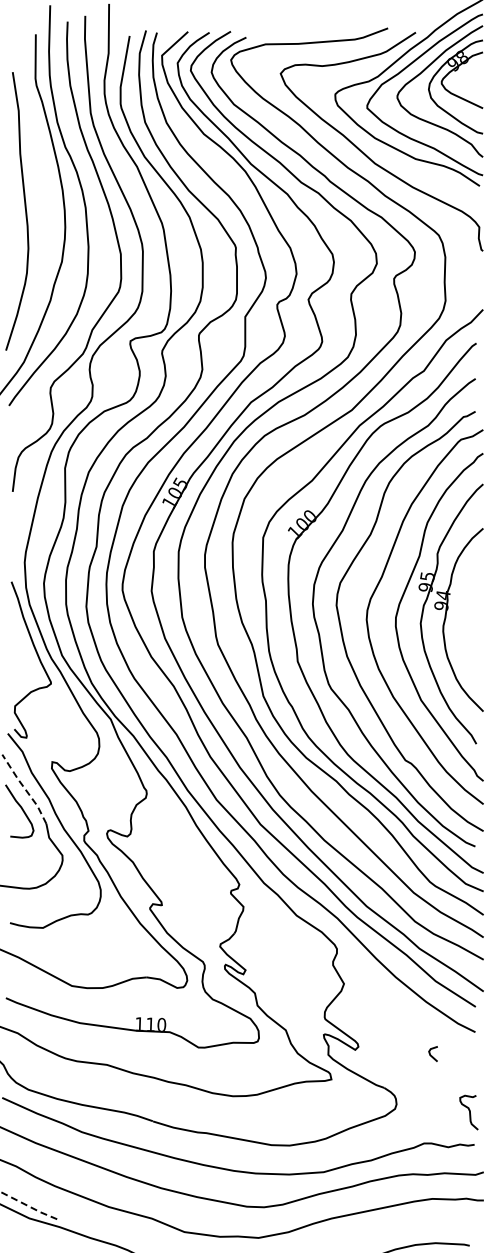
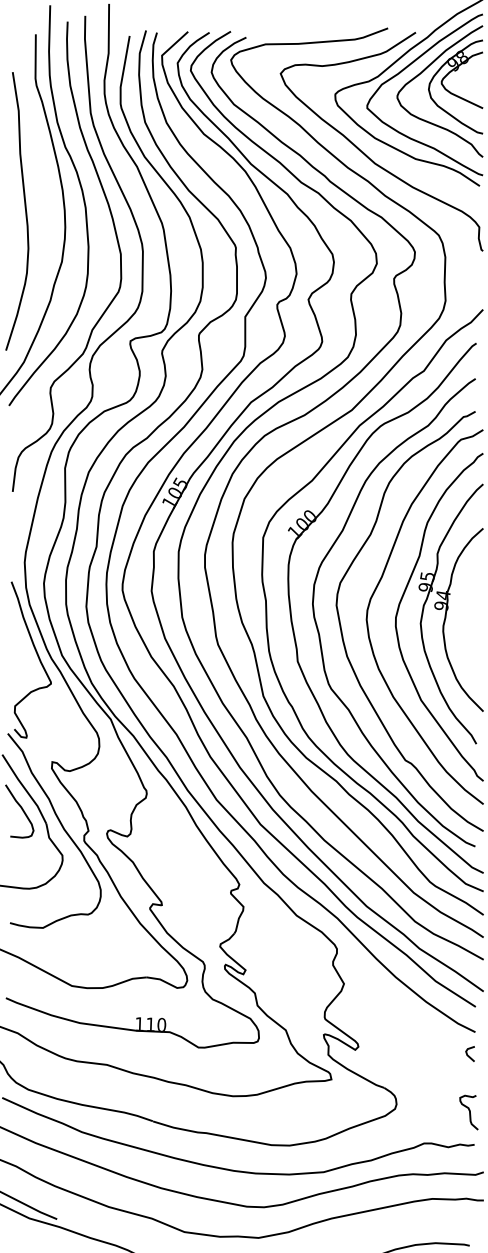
line: dashed -> solid (24, 788)
line position: (431, 1054) -> (468, 1054) (468, 1054)
line: dashed -> solid (29, 1206)
